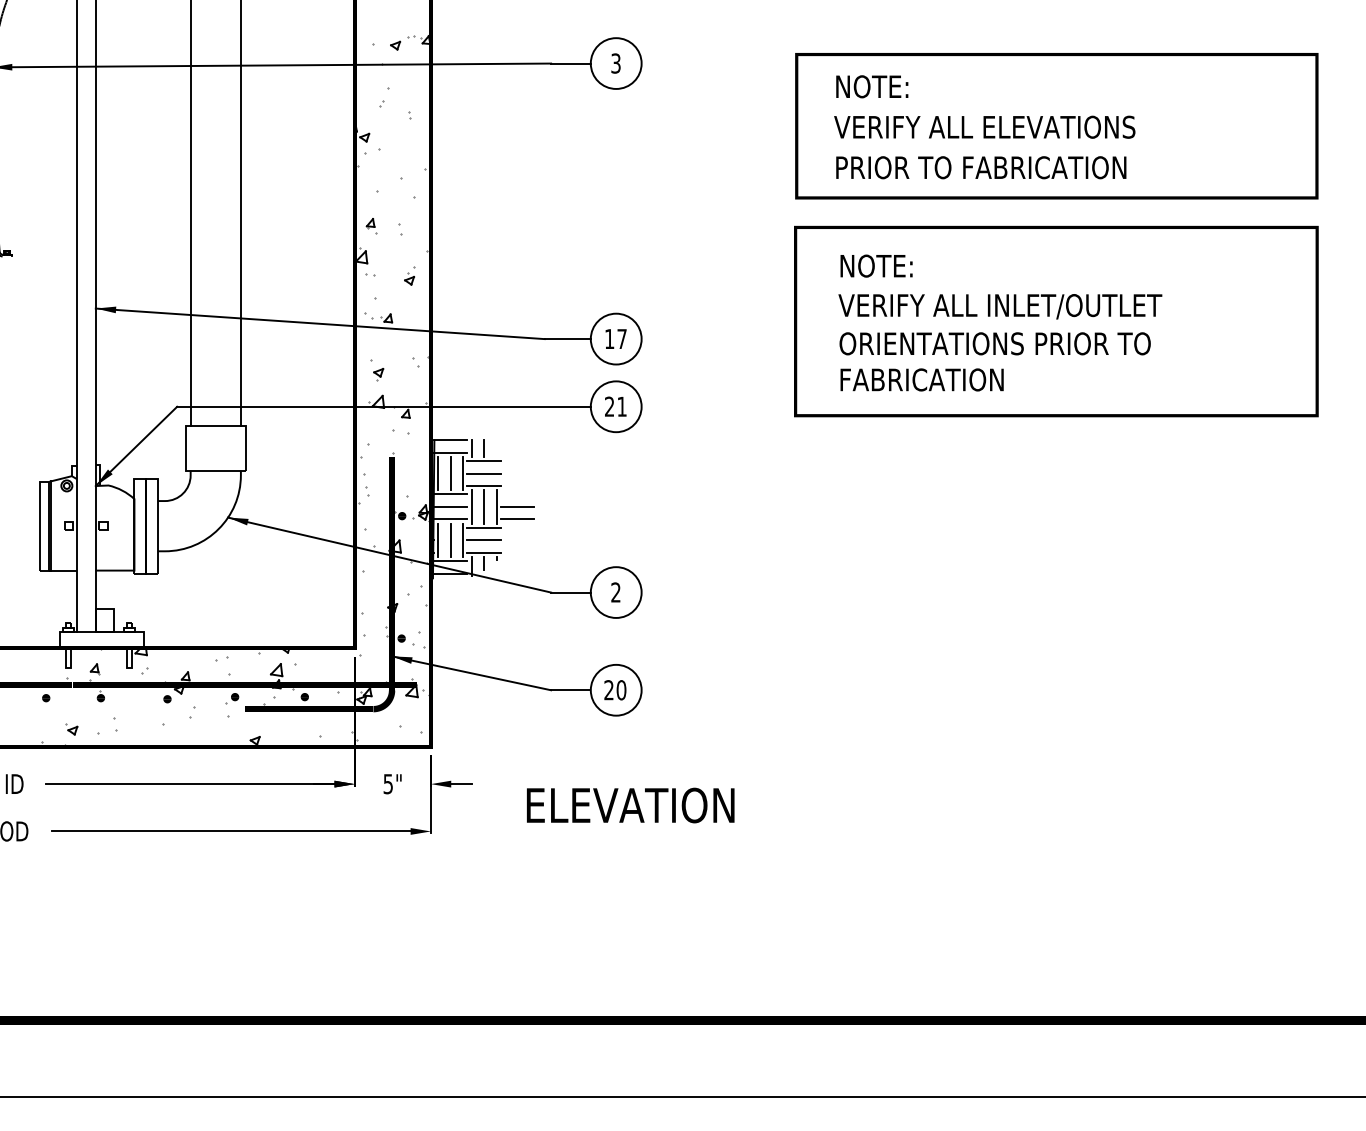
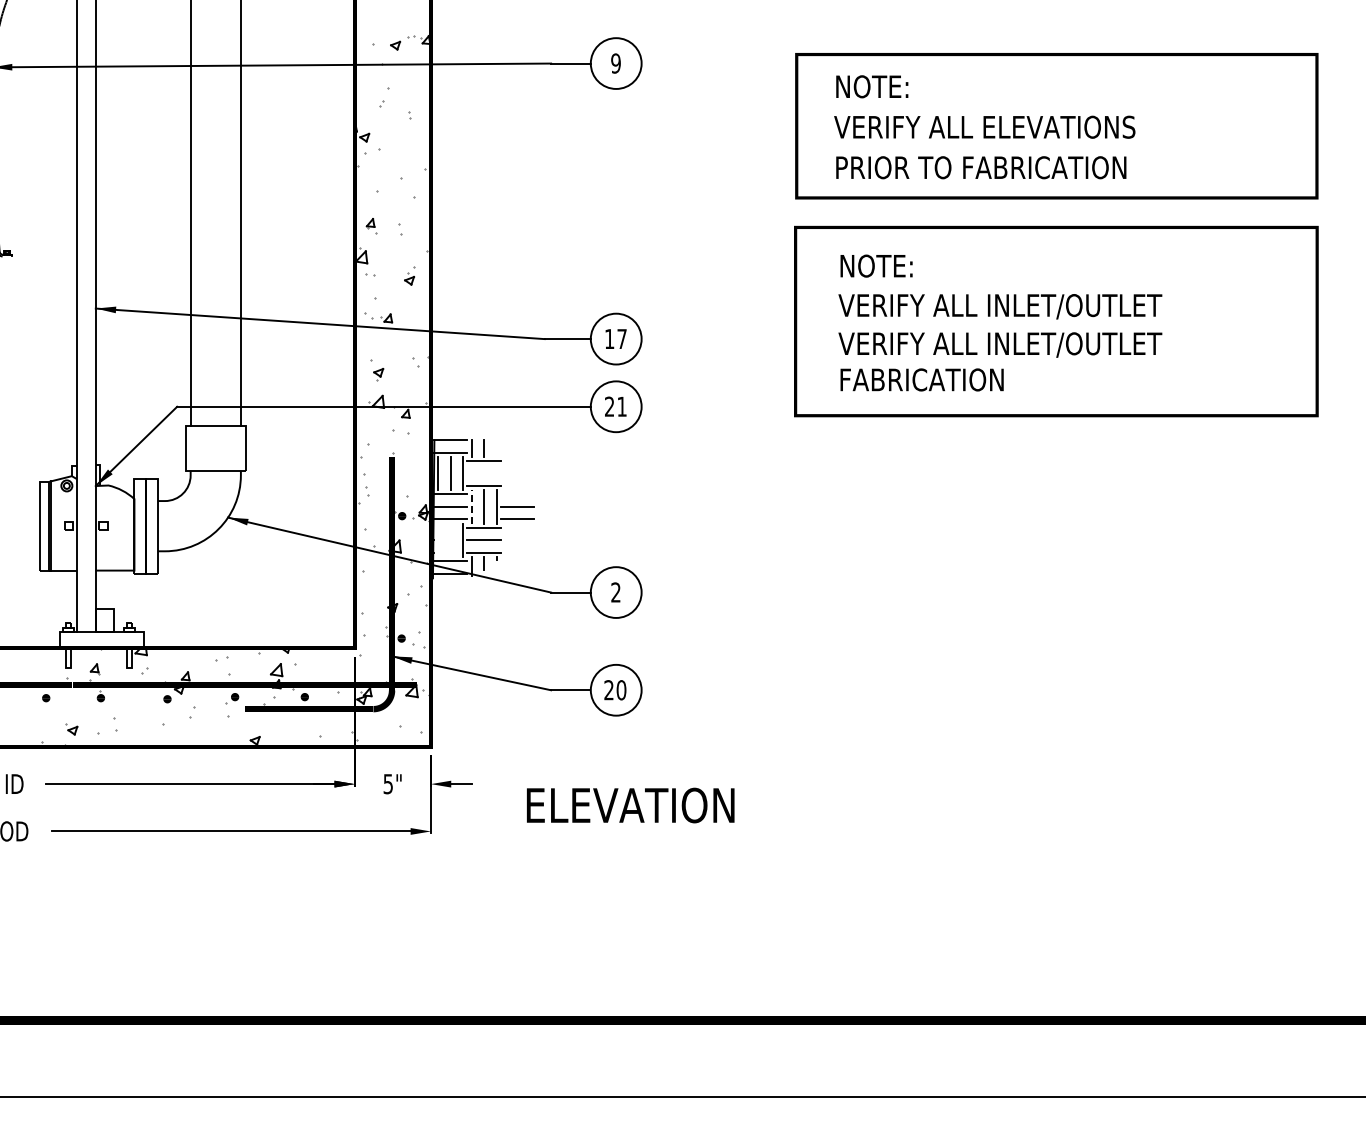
text: 3 -> 9 (615, 63)
text: ORIENTATIONS PRIOR TO -> VERIFY ALL INLET/OUTLET (1000, 344)
line: present -> none (483, 473)
line: solid -> dashed (471, 506)
line: present -> none (438, 539)
line: present -> none (450, 539)
